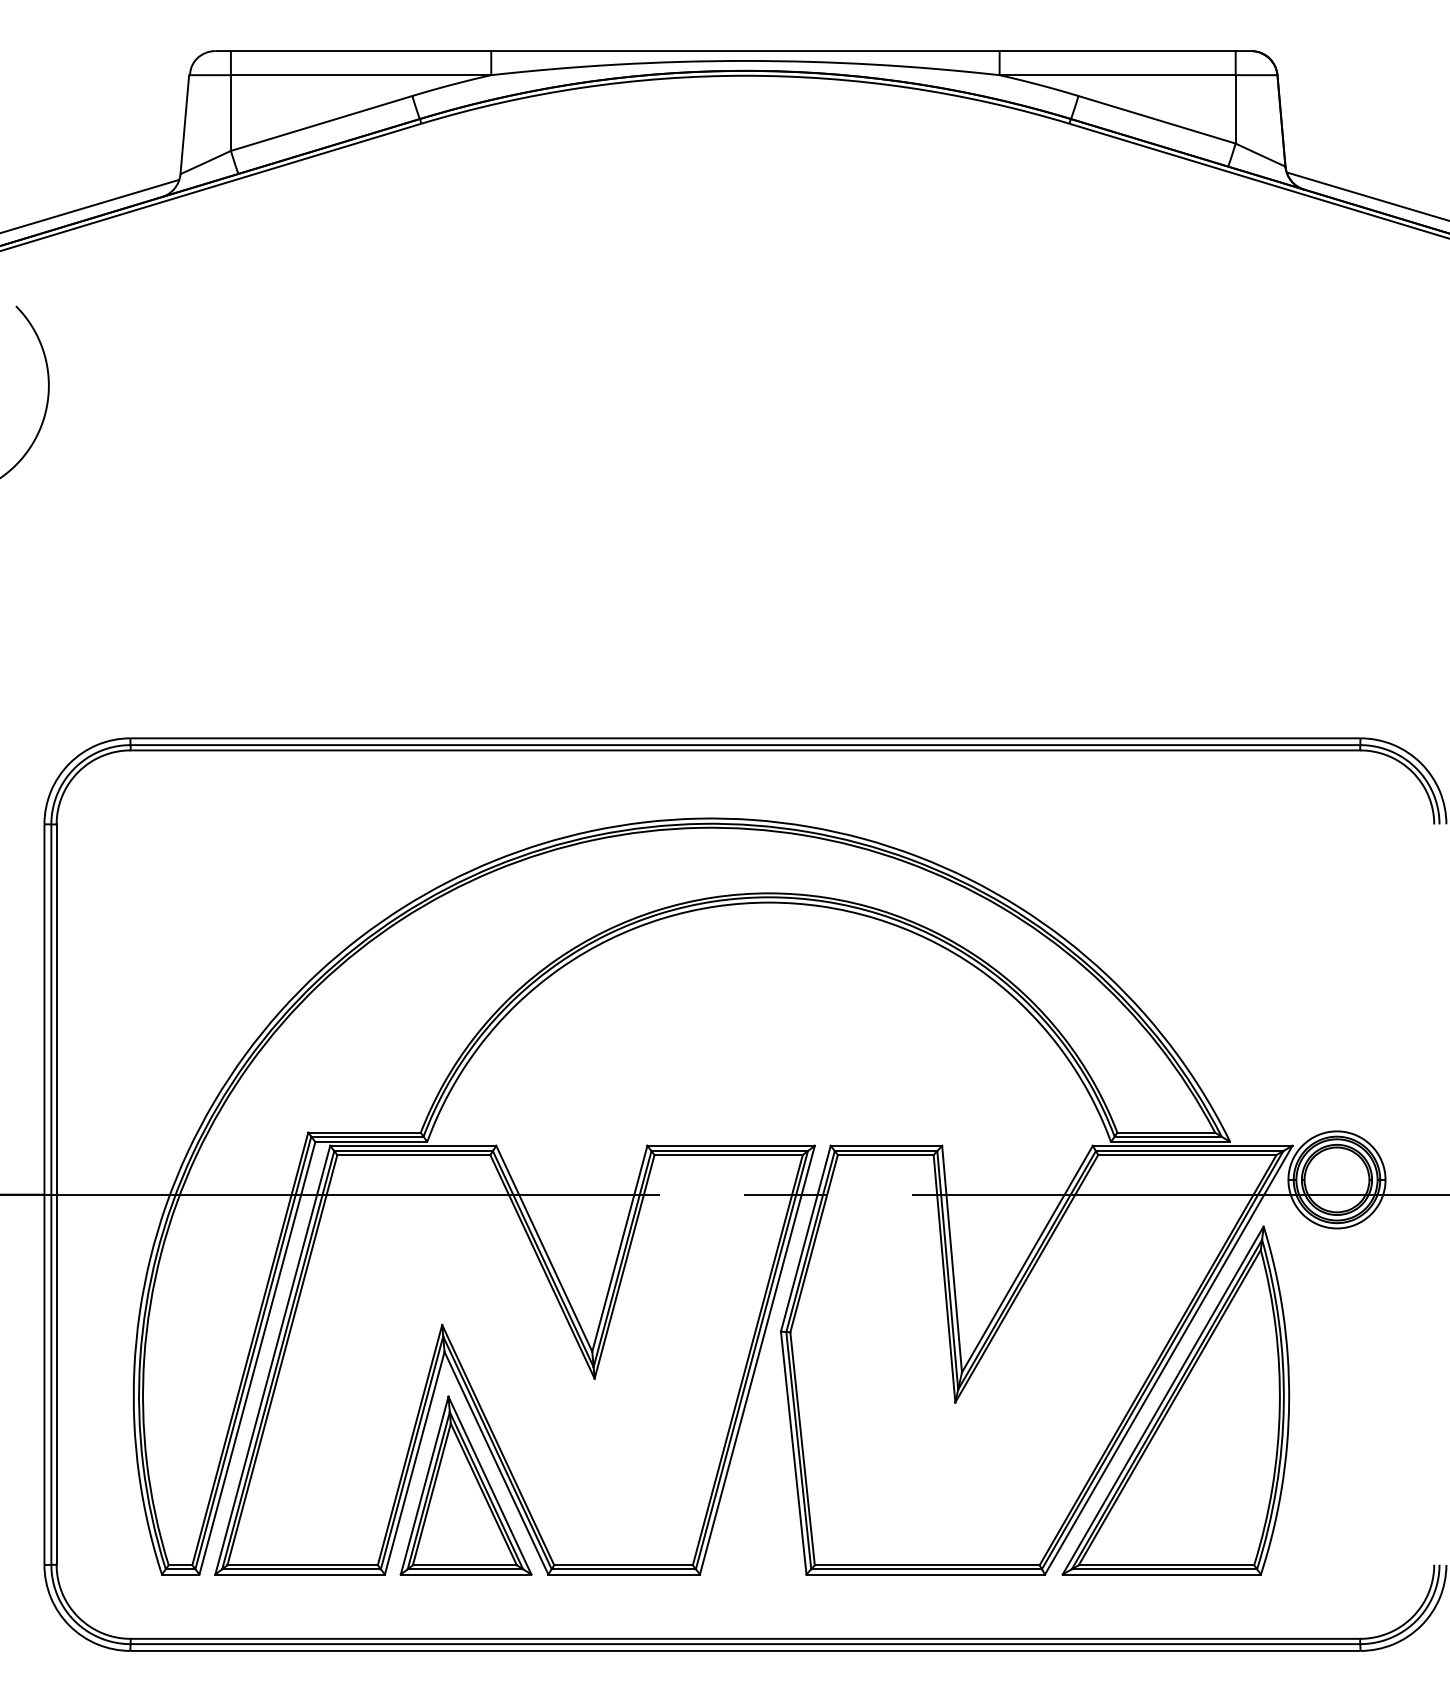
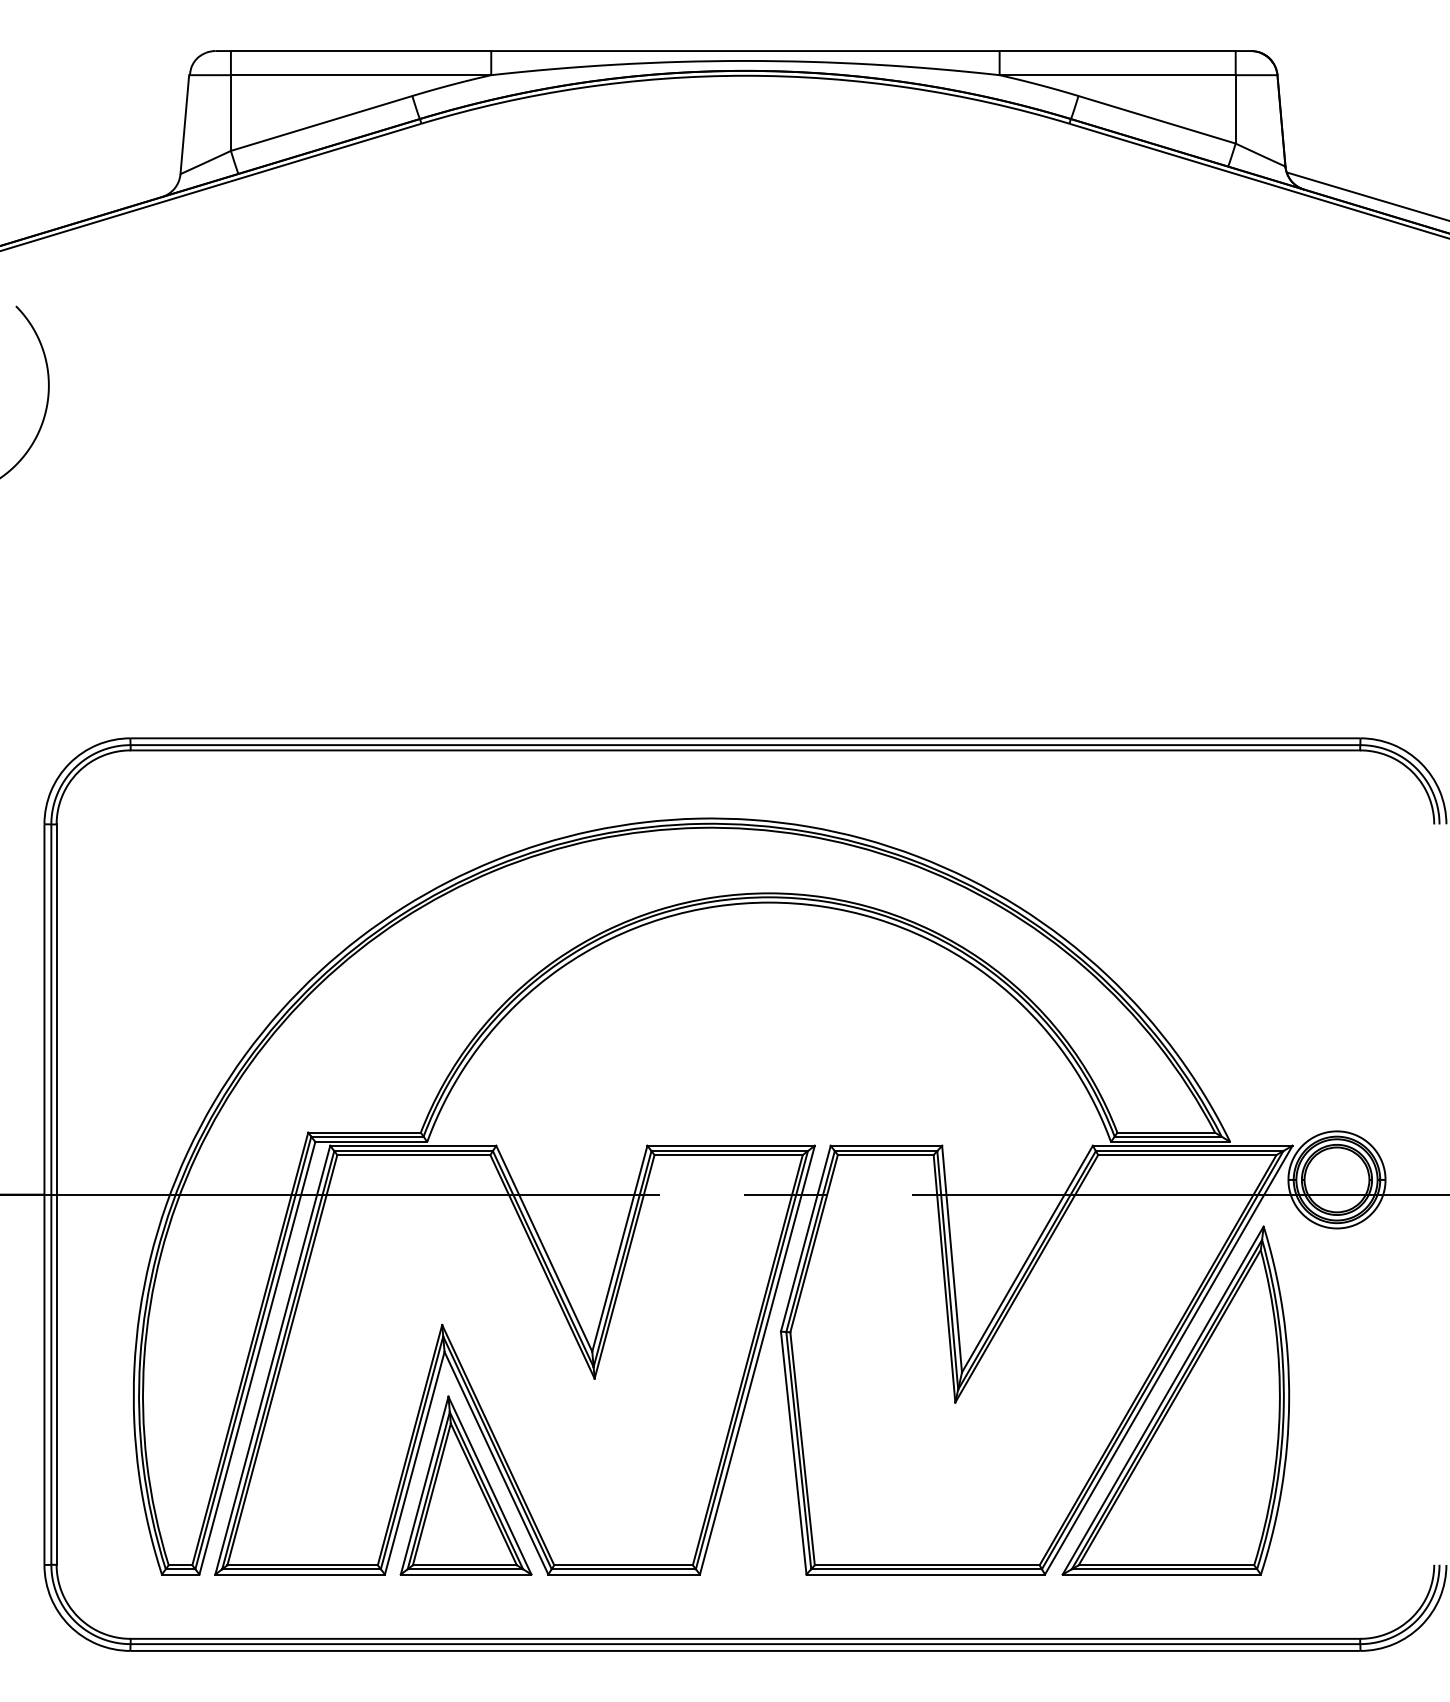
line: present -> none (90, 205)
